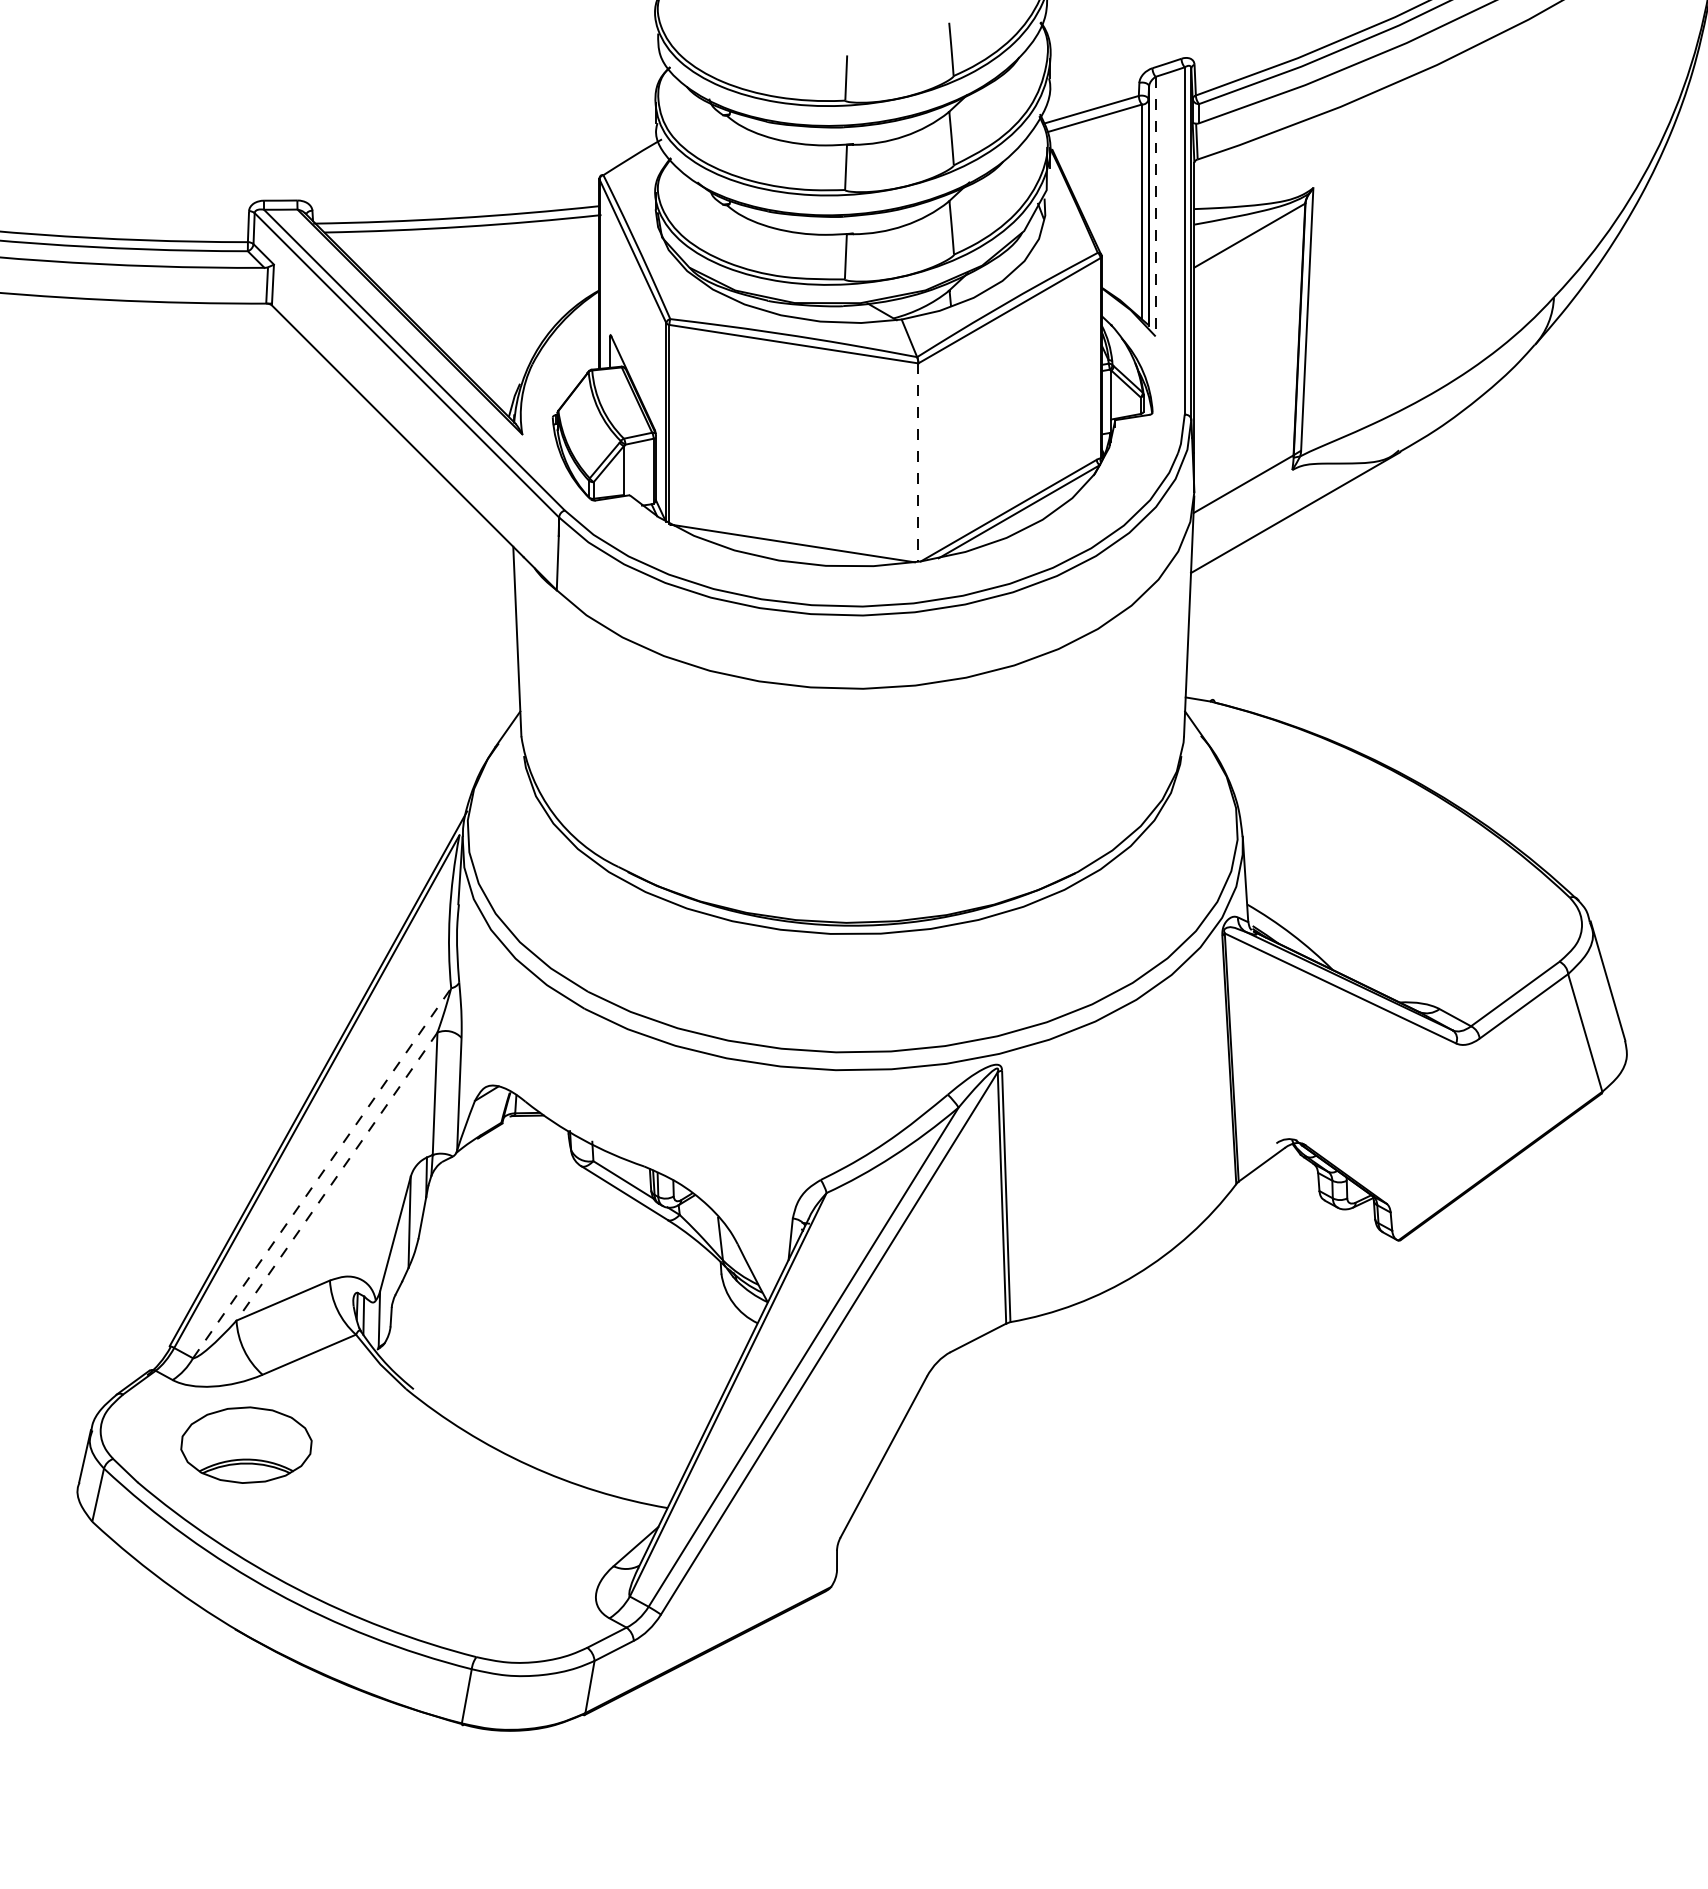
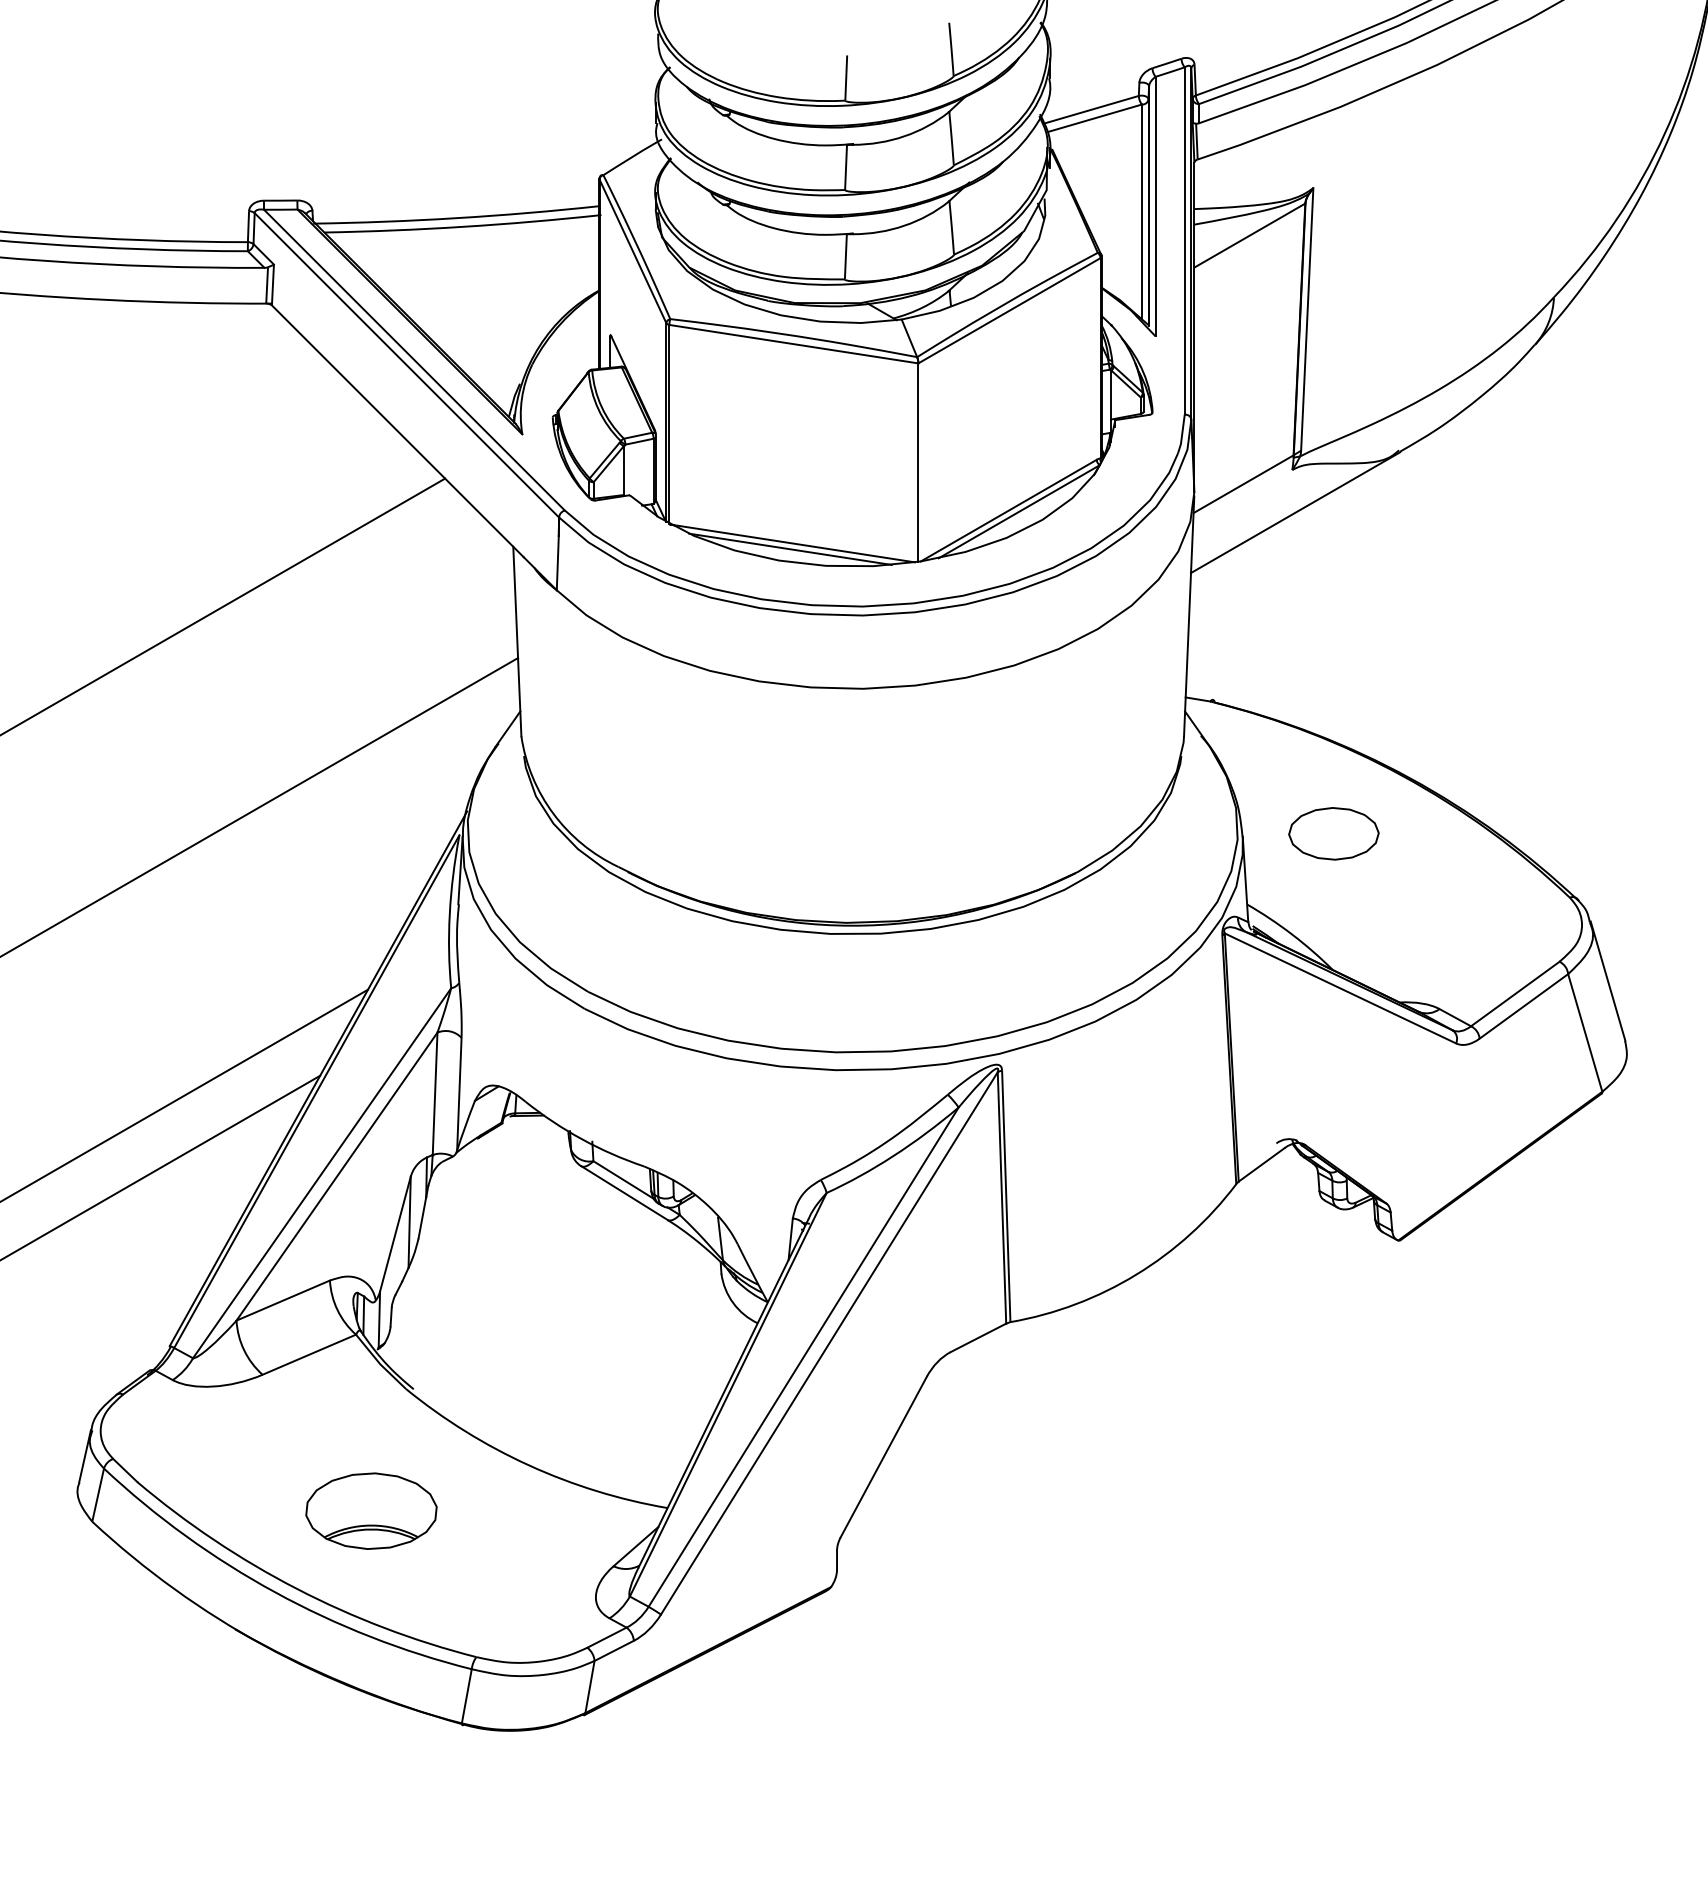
line: dashed -> solid (1155, 206)
line: dashed -> solid (918, 463)
line: none -> present (790, 548)
line: none -> present (223, 606)
line: none -> present (260, 806)
part: none -> present (1333, 833)
line: none -> present (185, 1094)
line: none -> present (161, 1167)
line: dashed -> solid (322, 1173)
line: dashed -> solid (337, 1176)
part position: (246, 1444) -> (371, 1510) (371, 1510)
